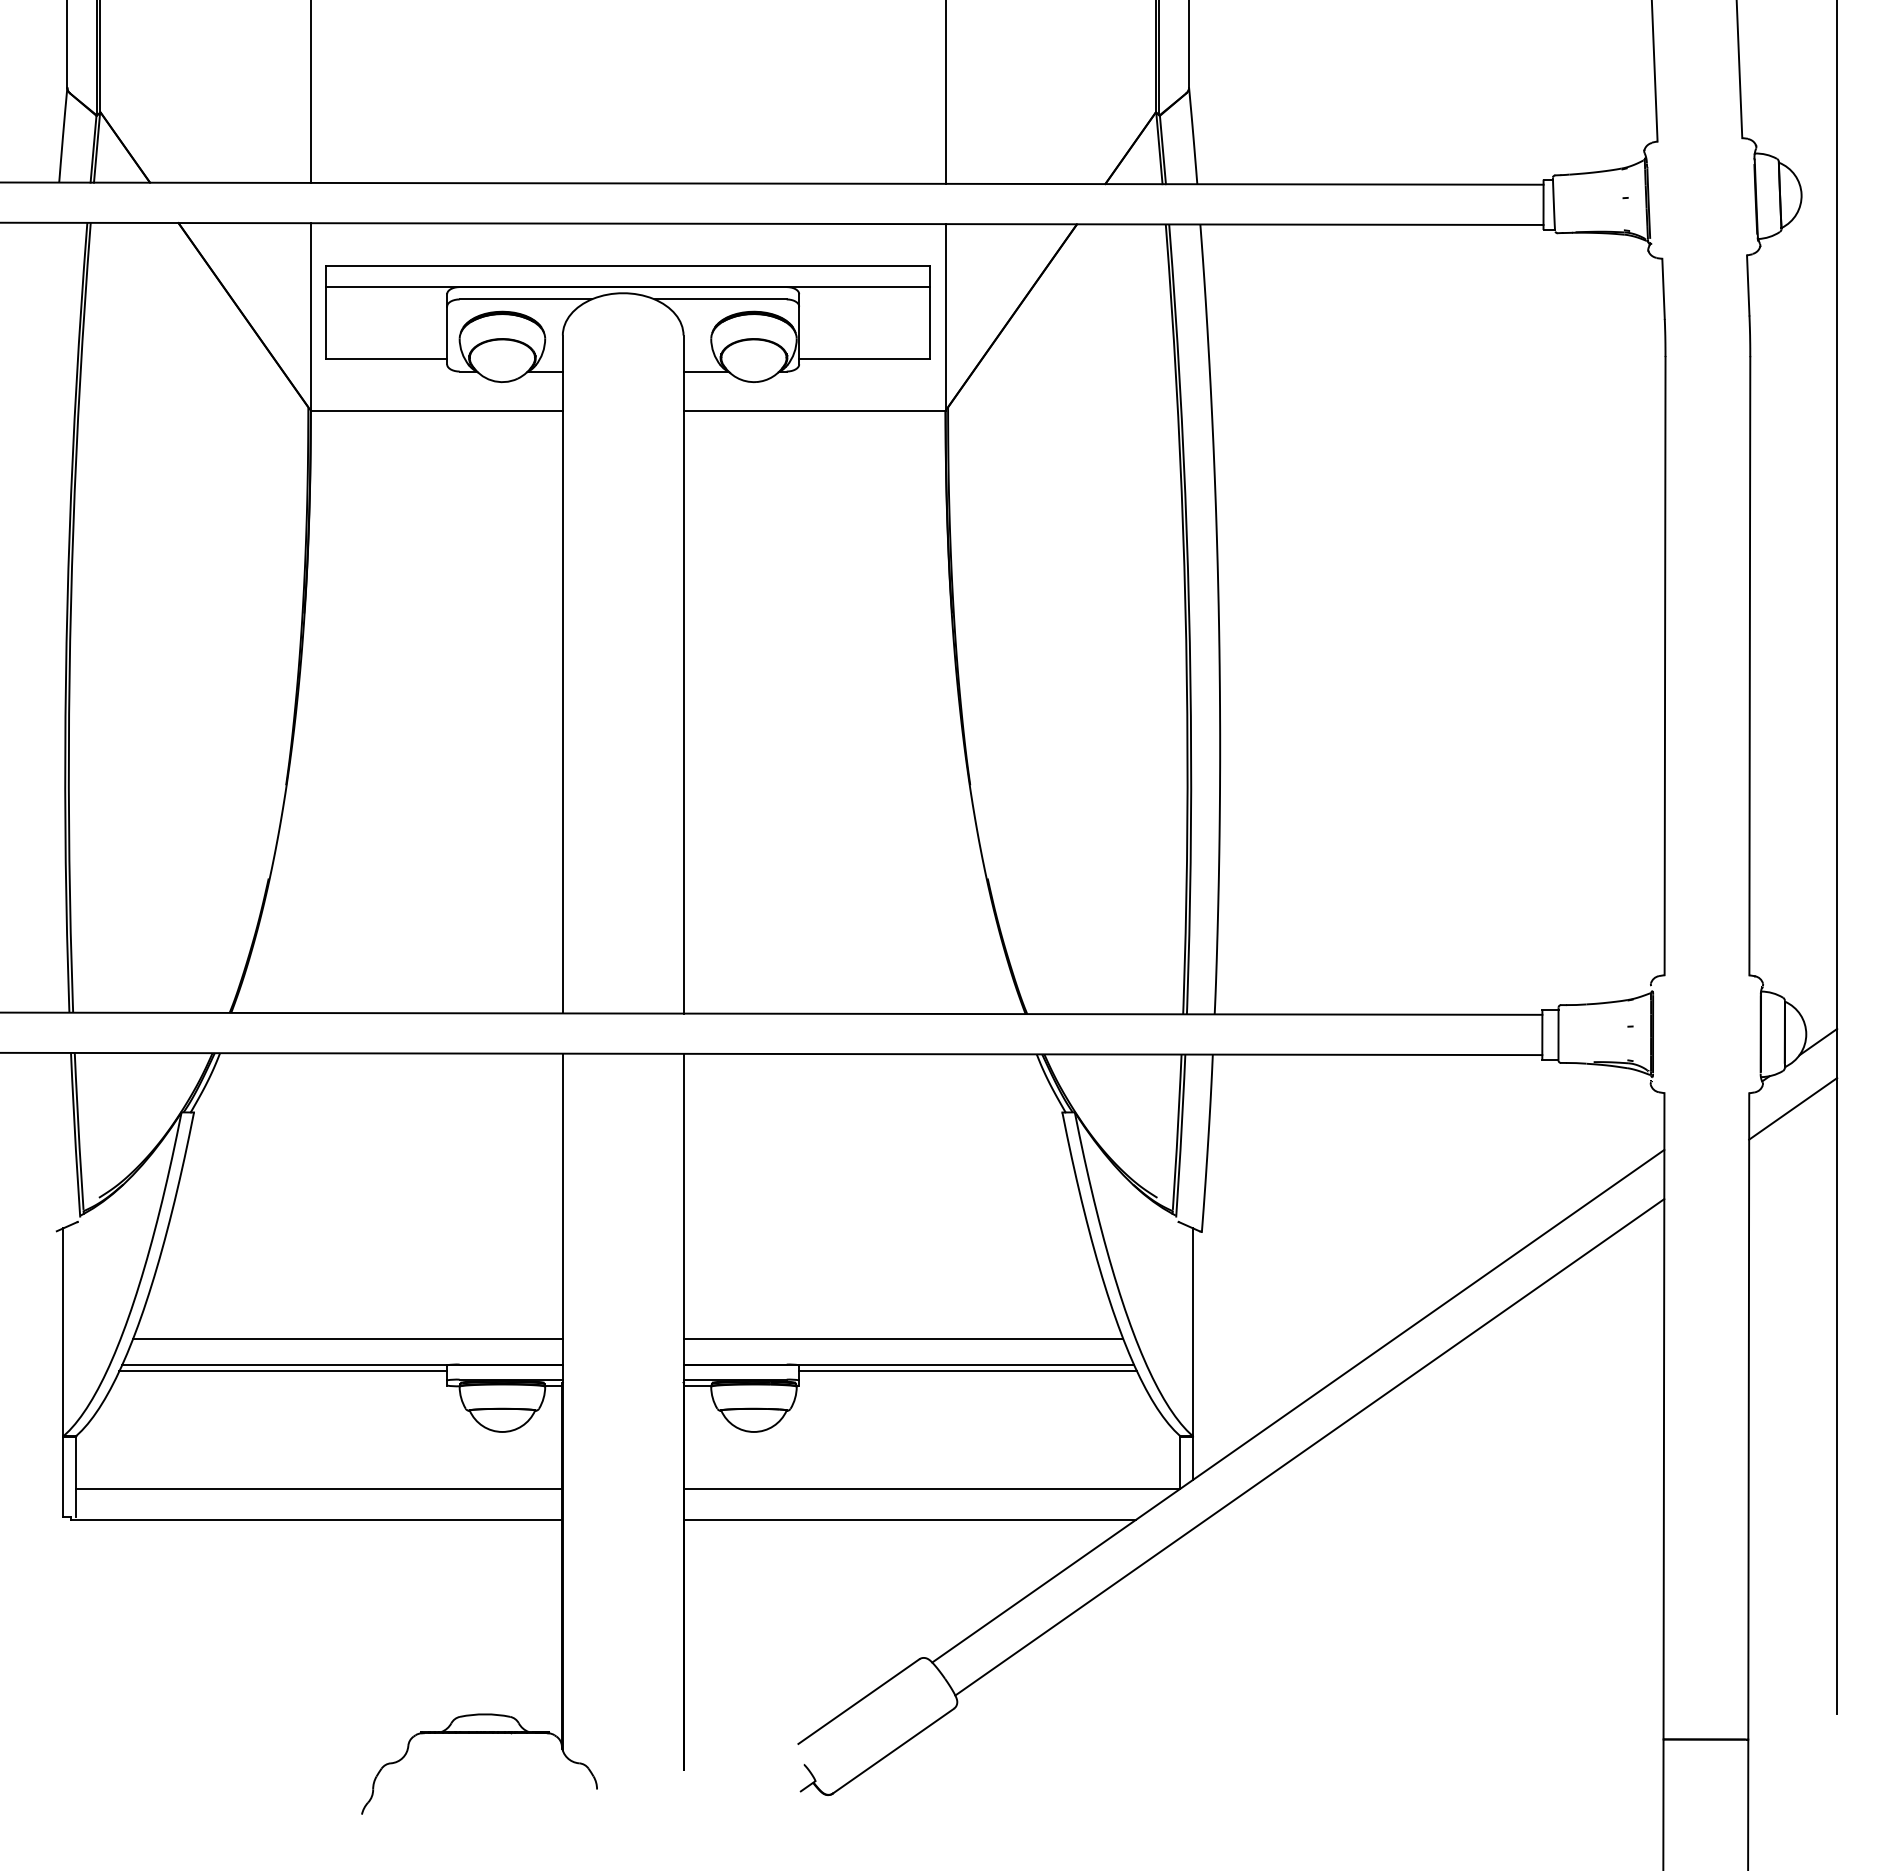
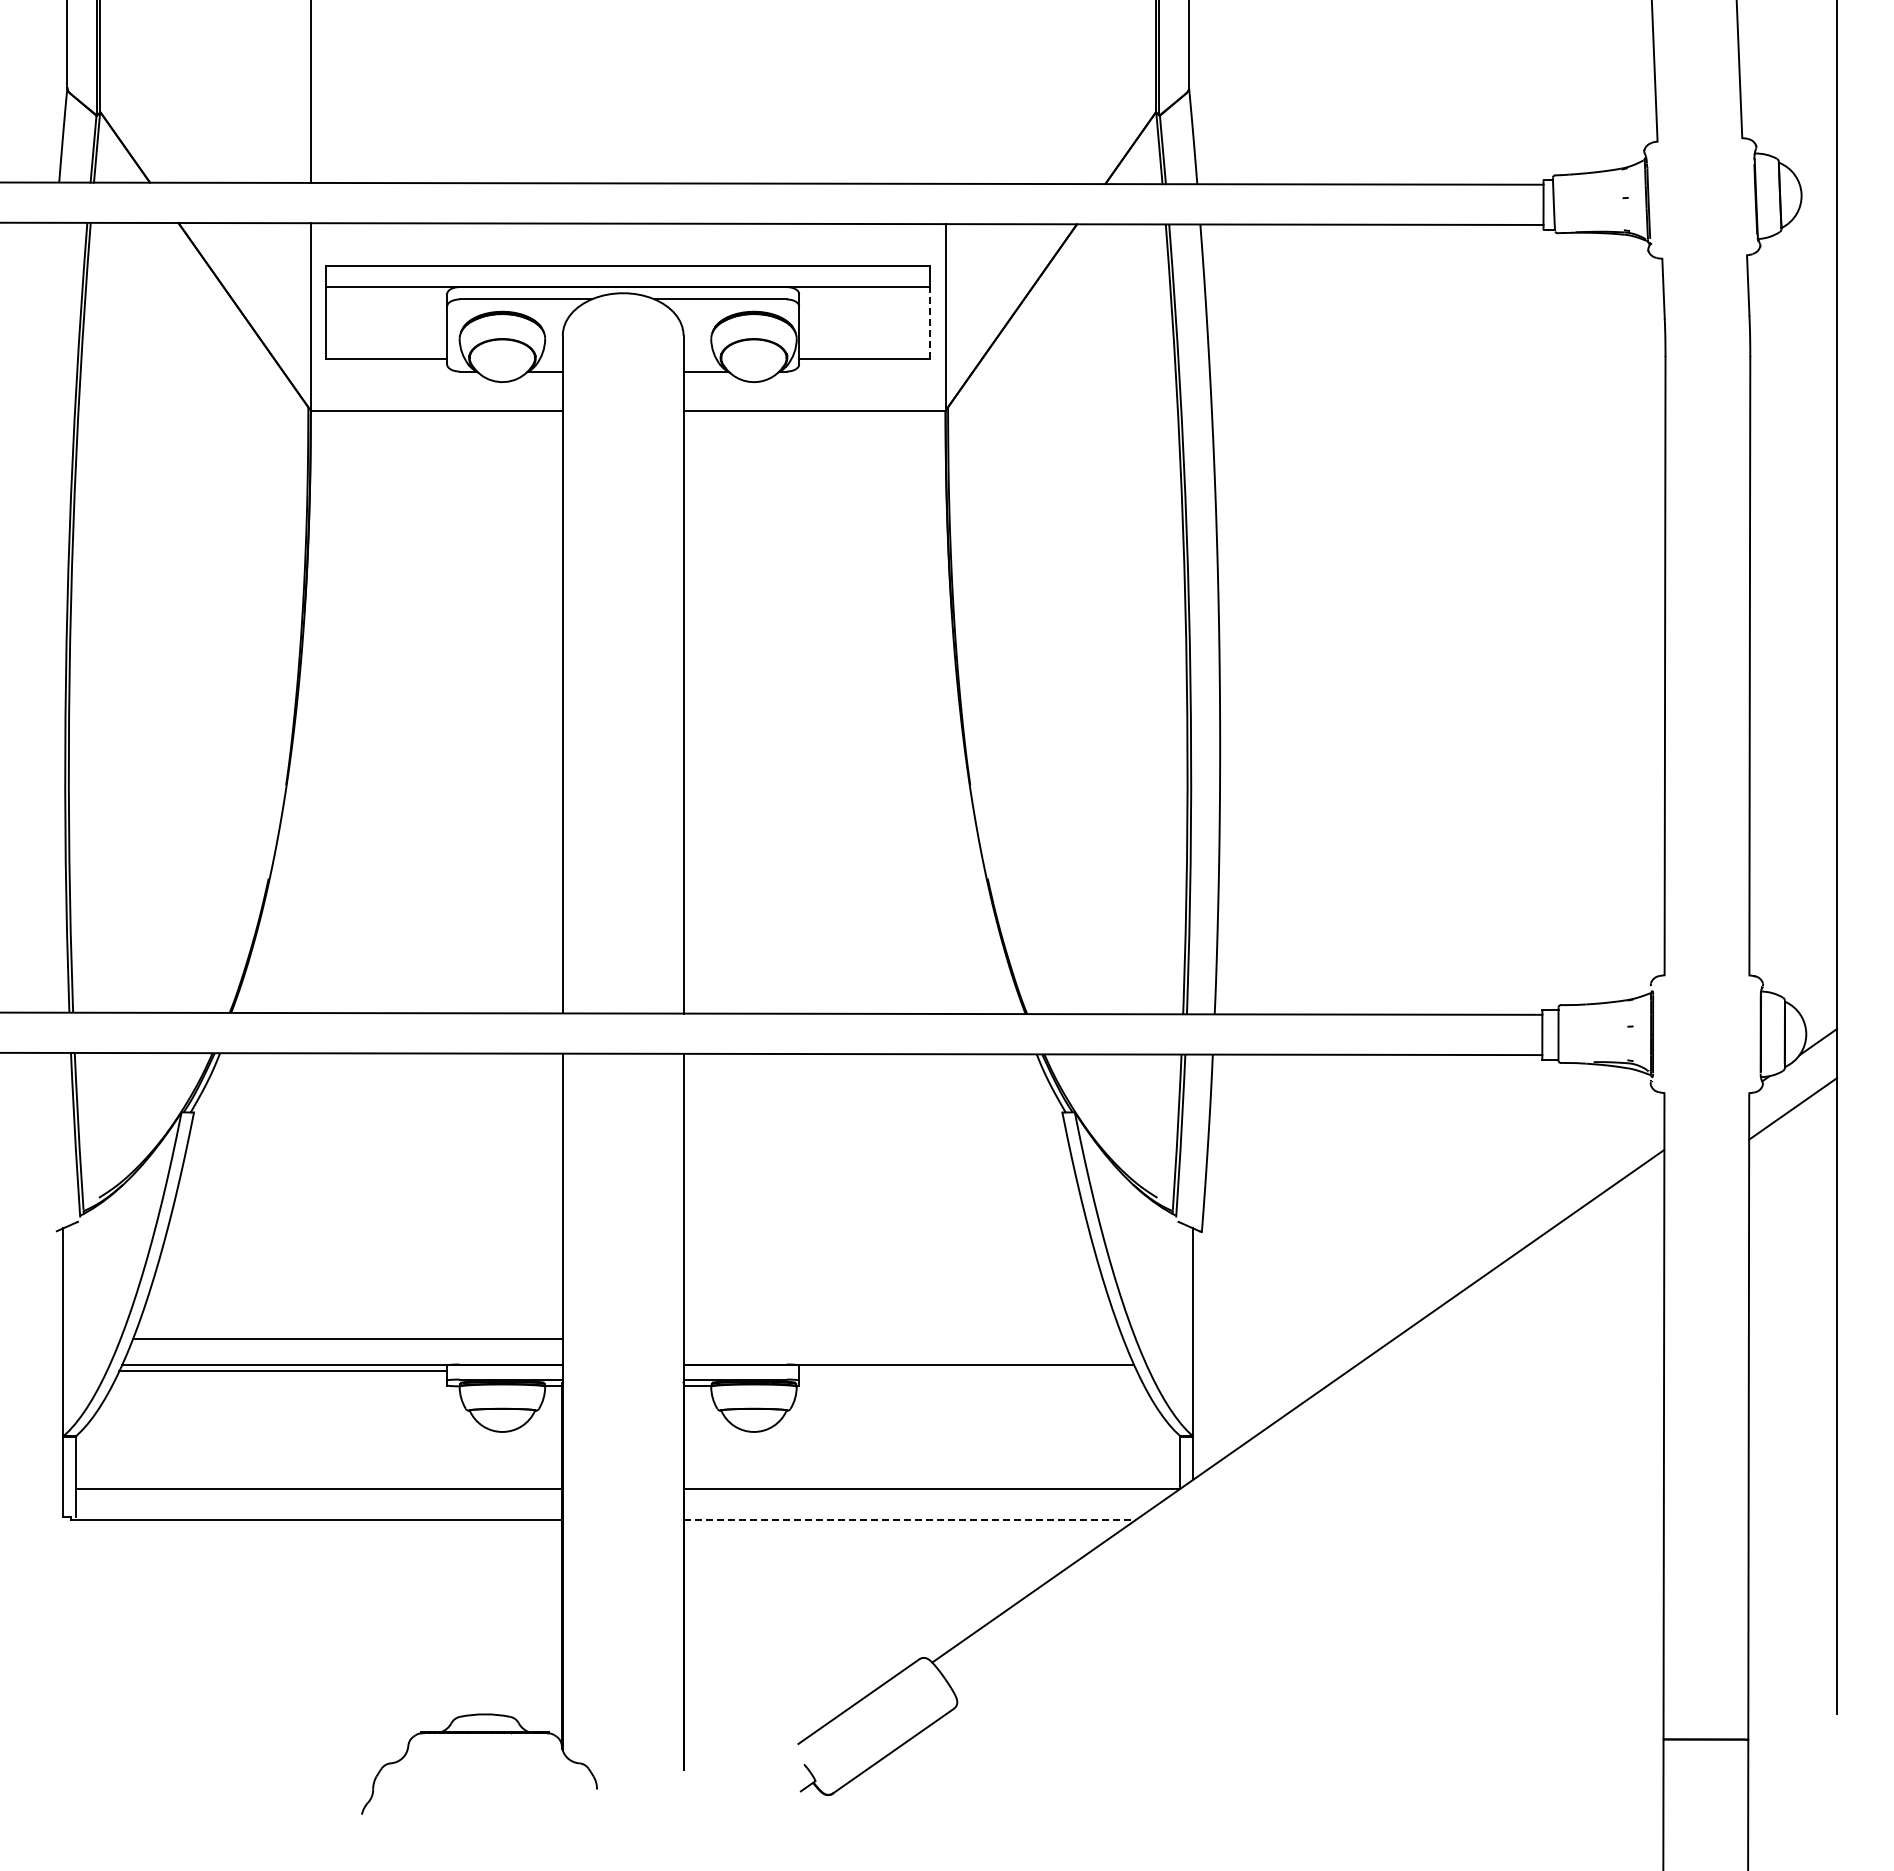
line: present -> none (945, 92)
line: solid -> dashed (930, 322)
line: present -> none (903, 1339)
line: present -> none (967, 1371)
line: present -> none (1309, 1447)
line: solid -> dashed (909, 1520)
